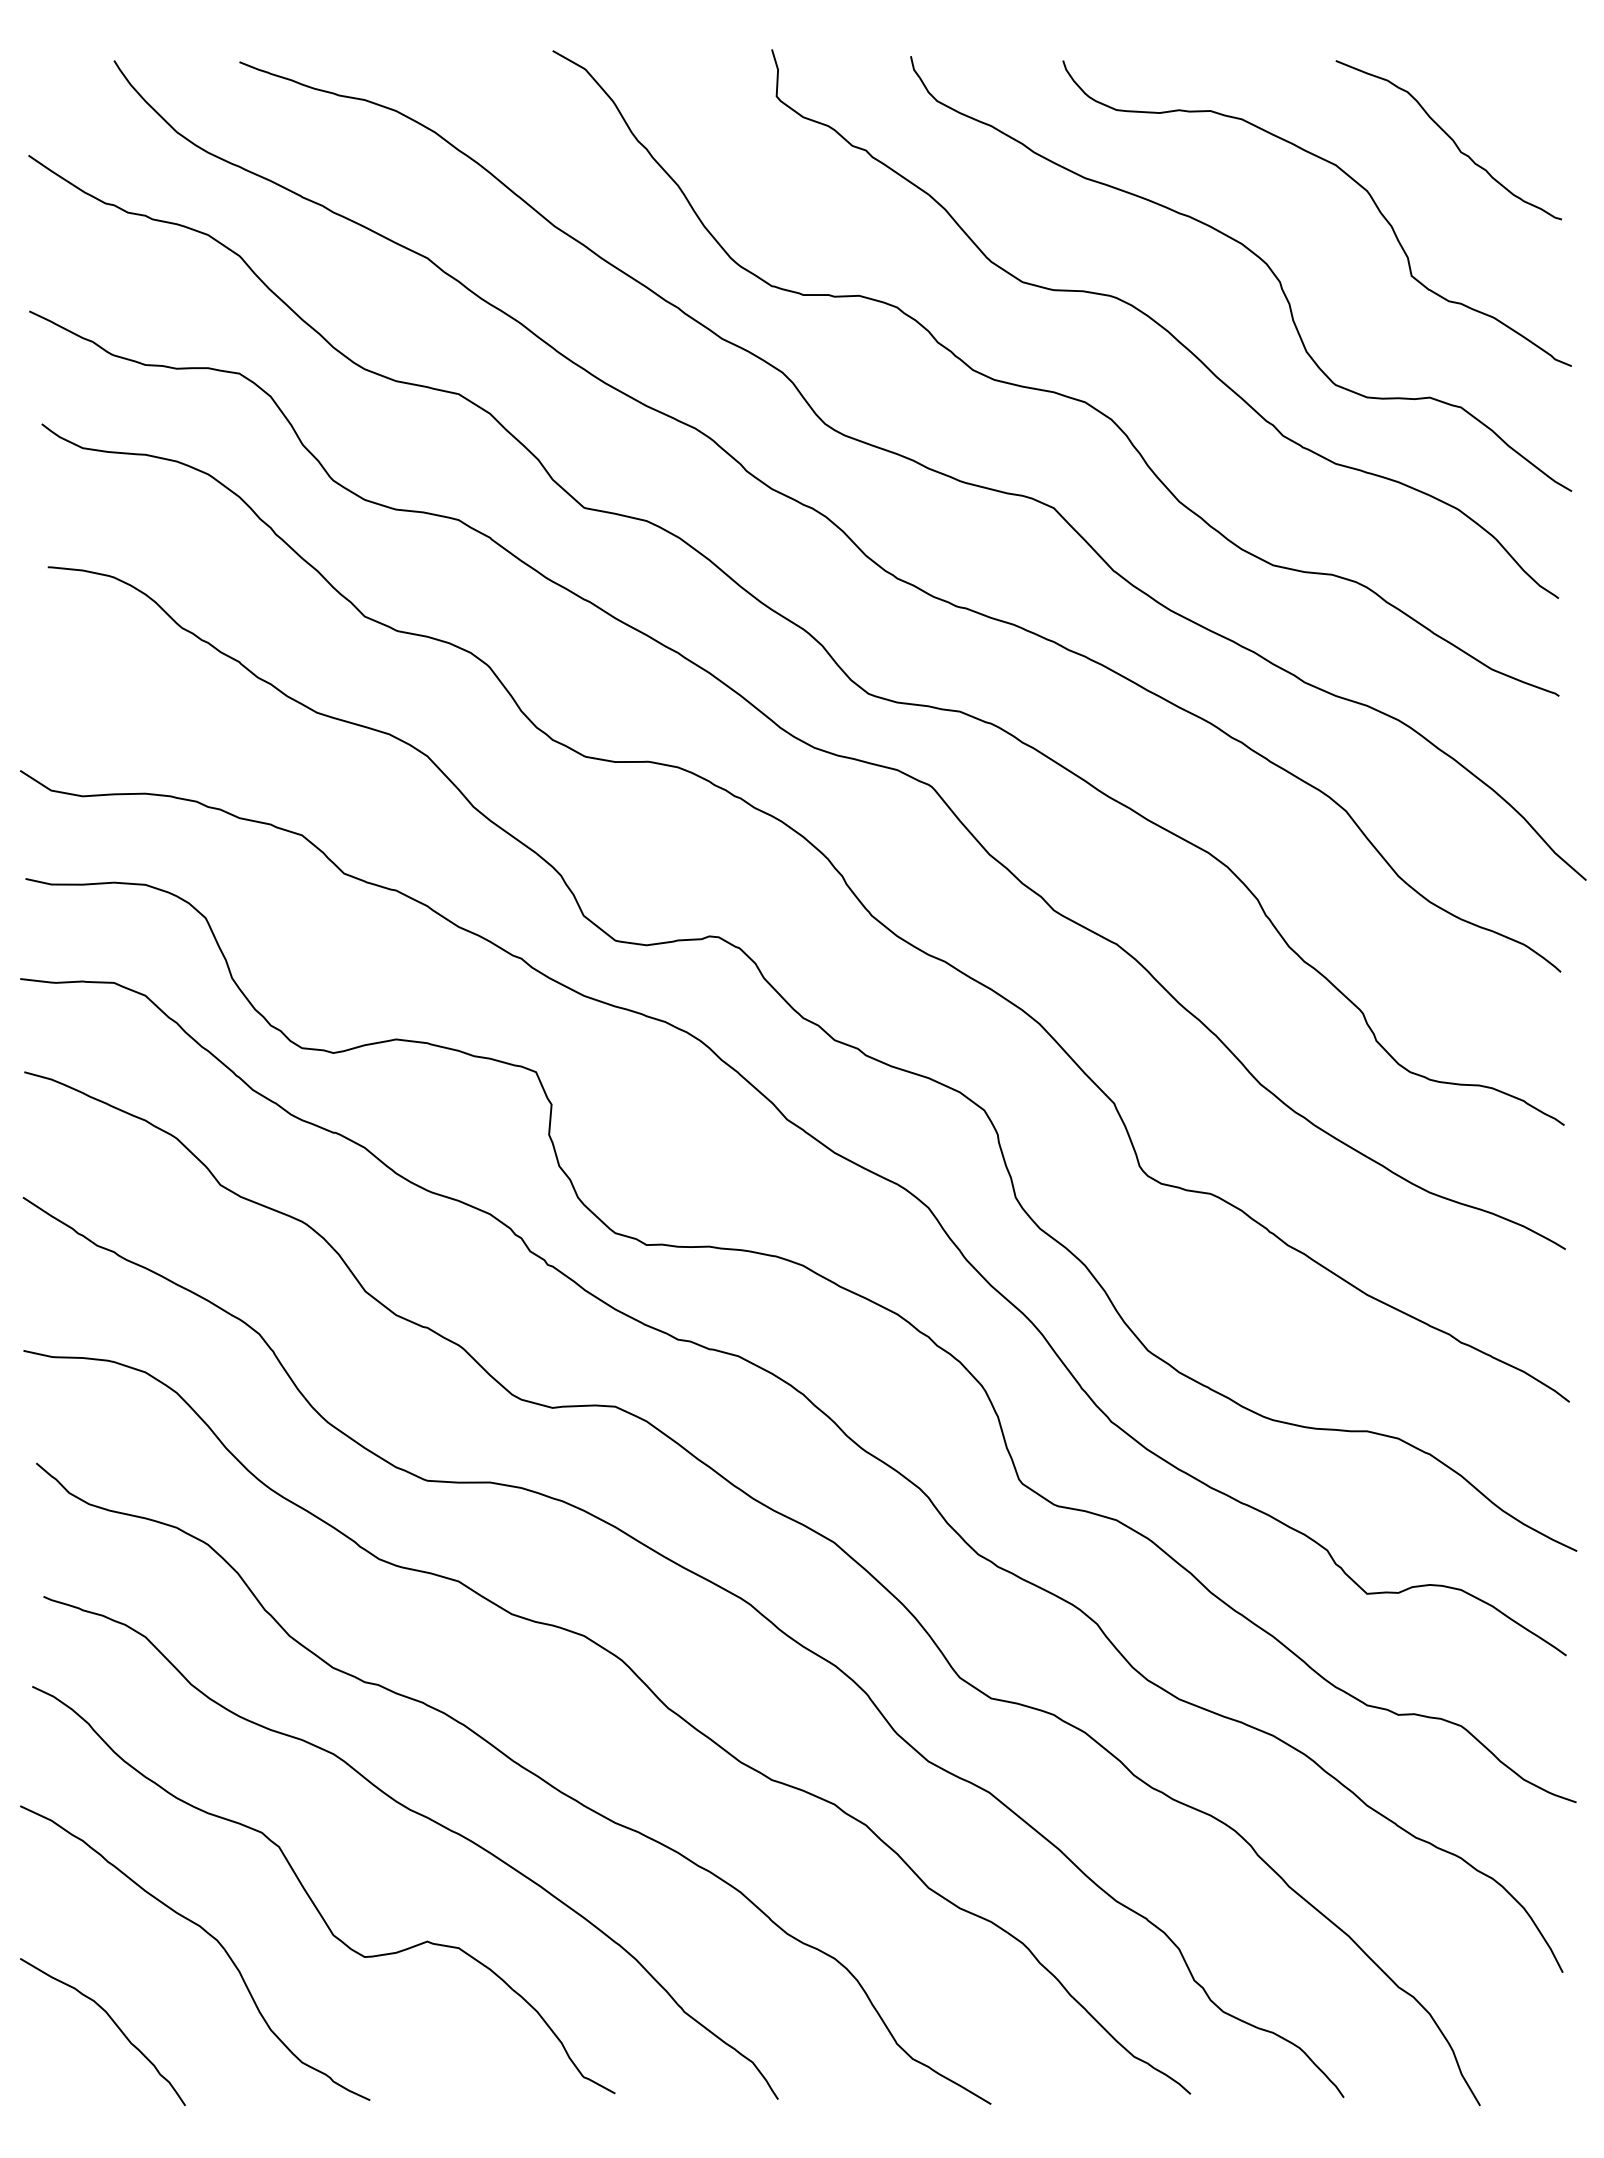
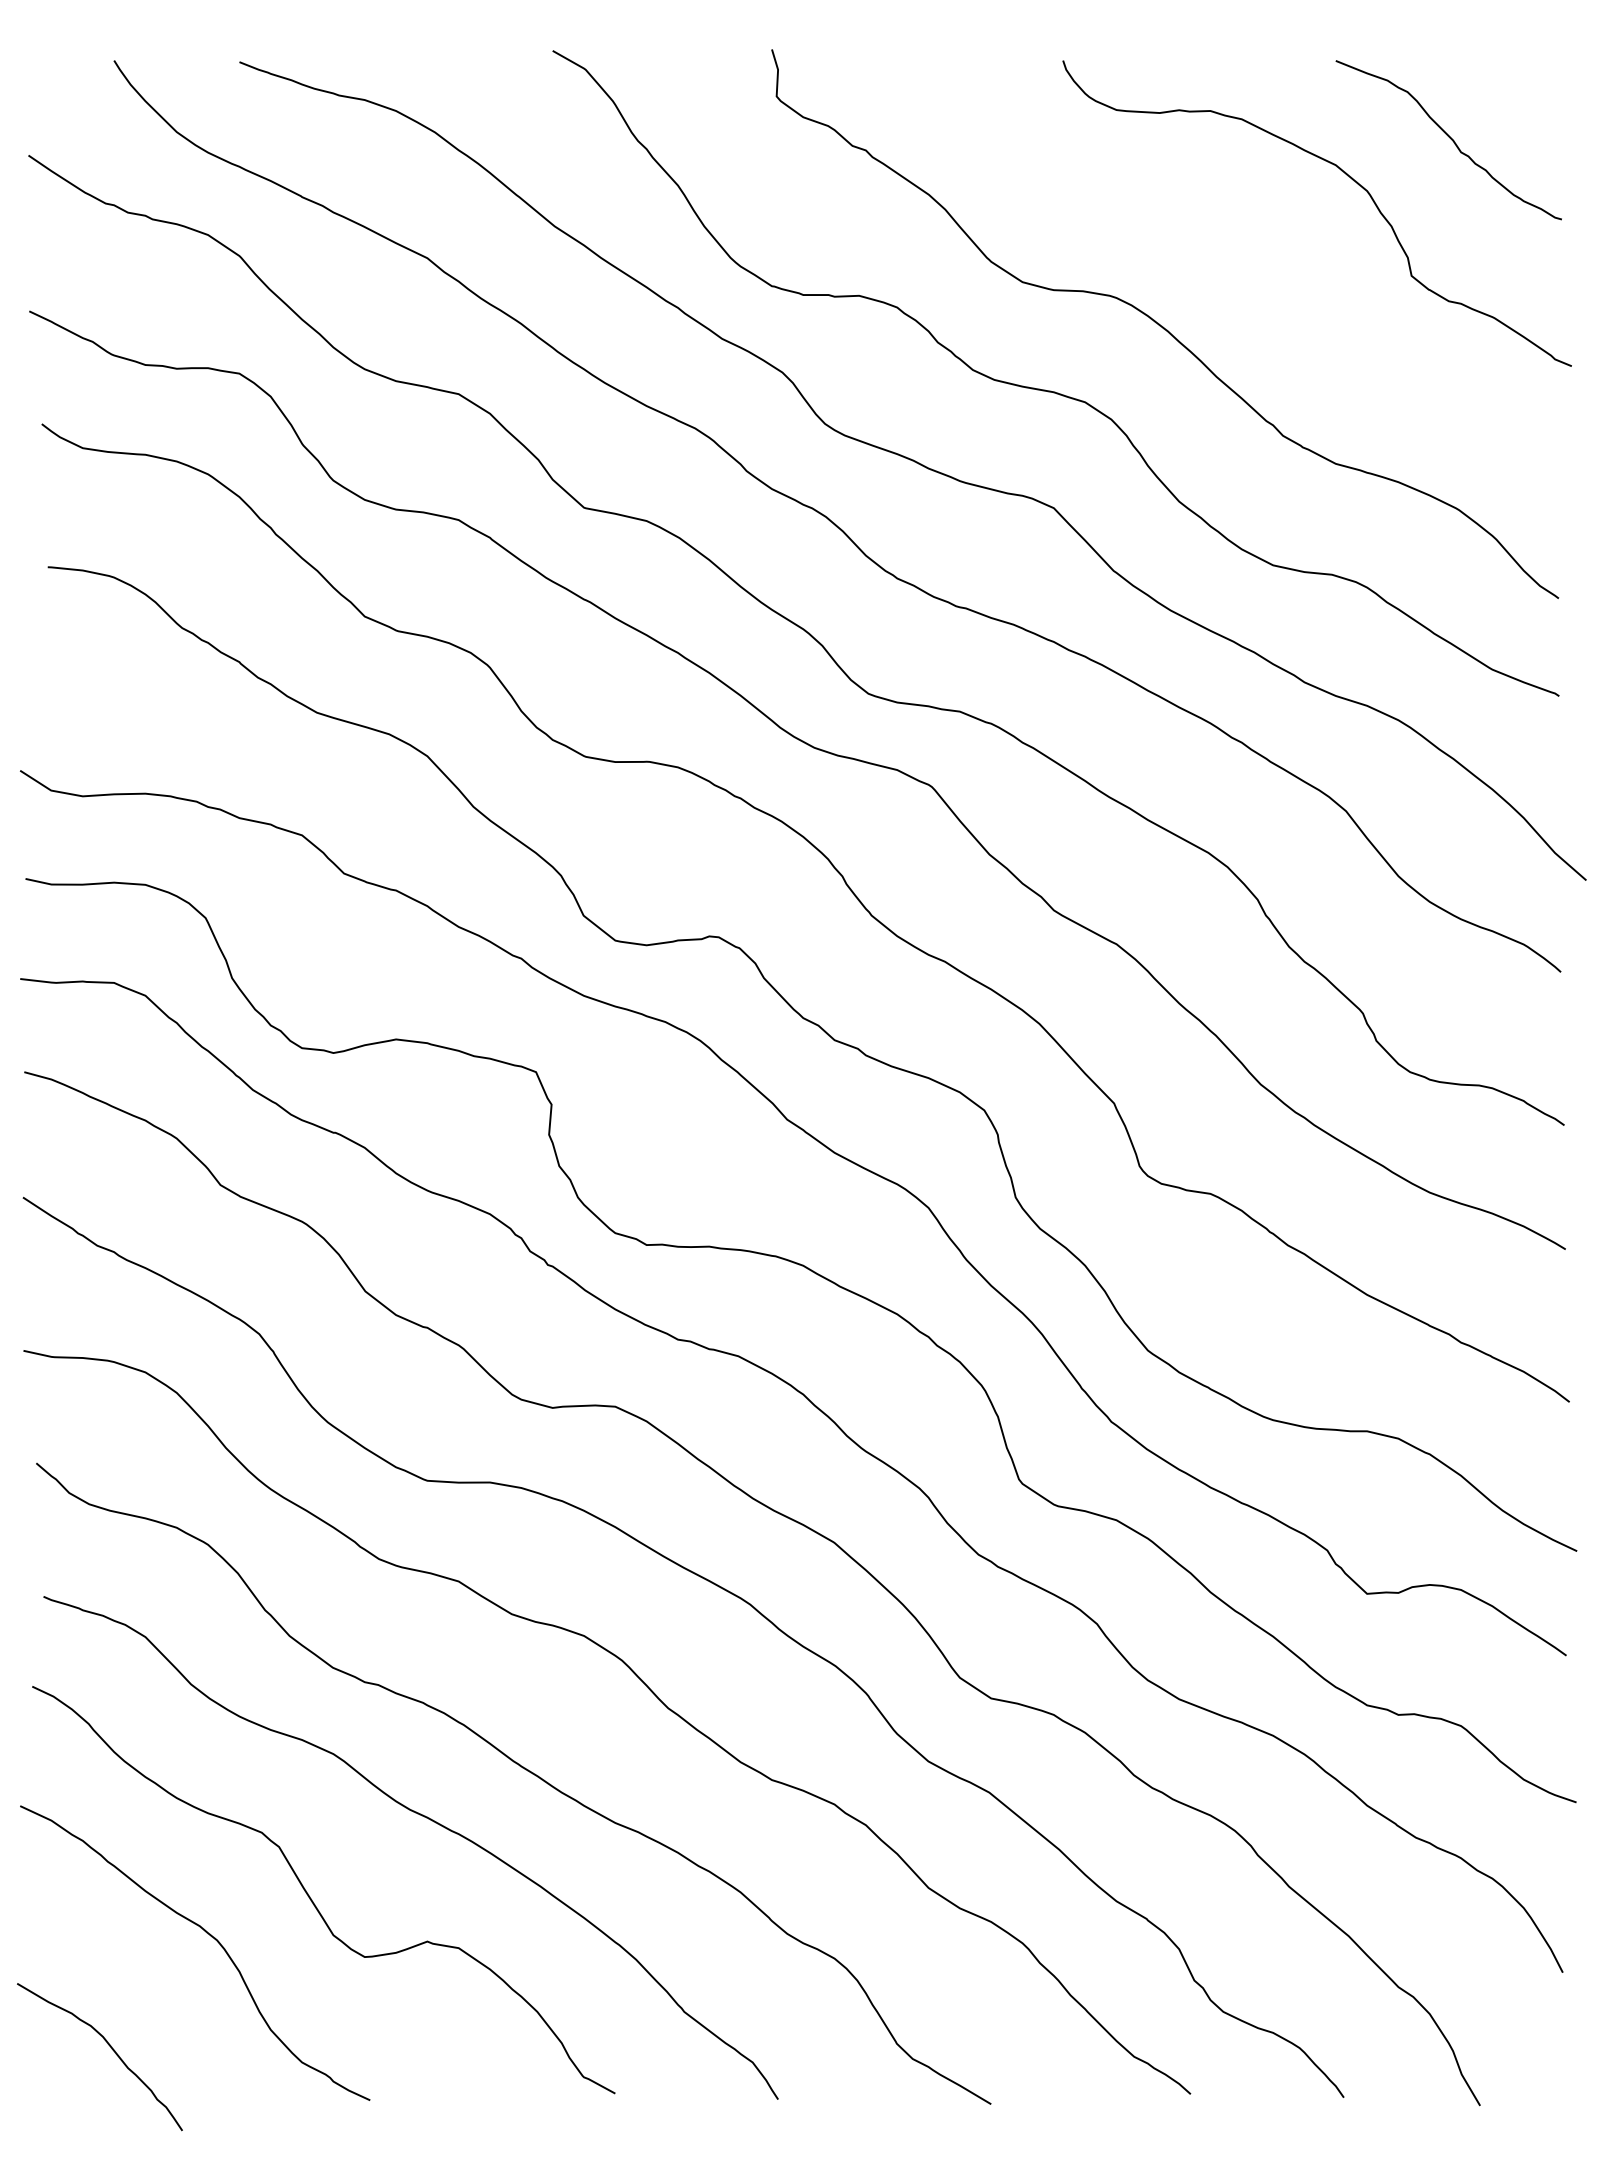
curve: present -> none (1253, 254)
curve position: (114, 2024) -> (111, 2049) (111, 2049)
